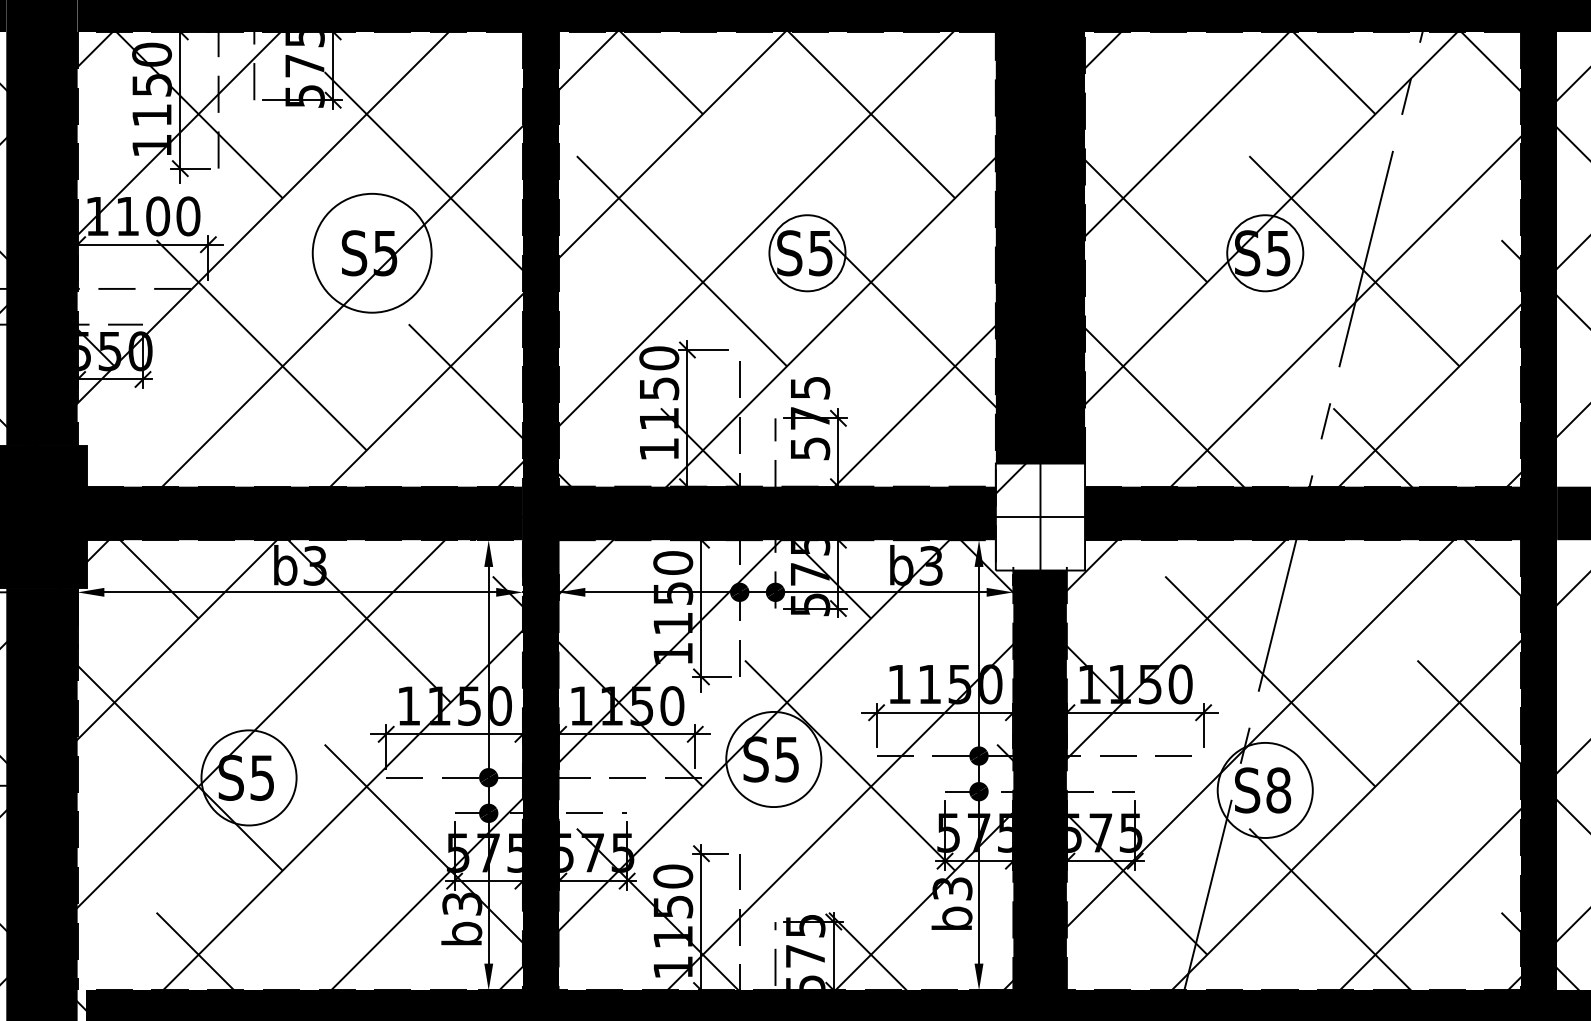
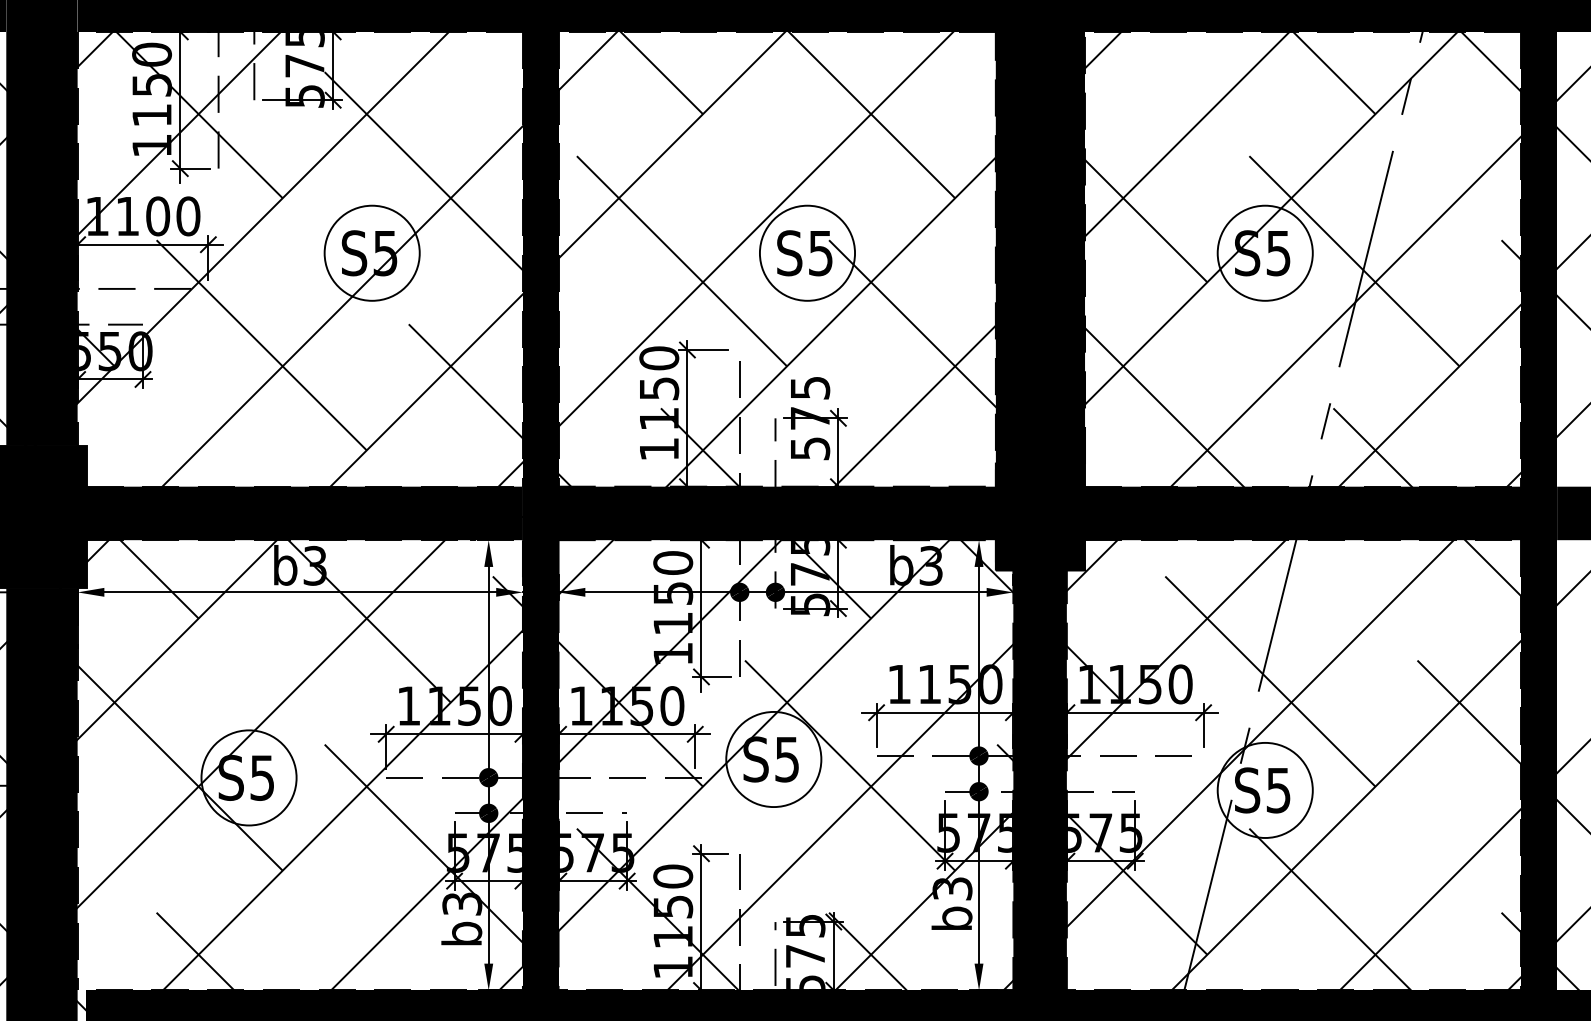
circle diameter: 119 px -> 95 px (371, 252)
circle diameter: 76 px -> 95 px (807, 252)
circle diameter: 76 px -> 95 px (1264, 252)
fill: none -> present (1040, 516)
text: S8 -> S5 (1278, 790)
